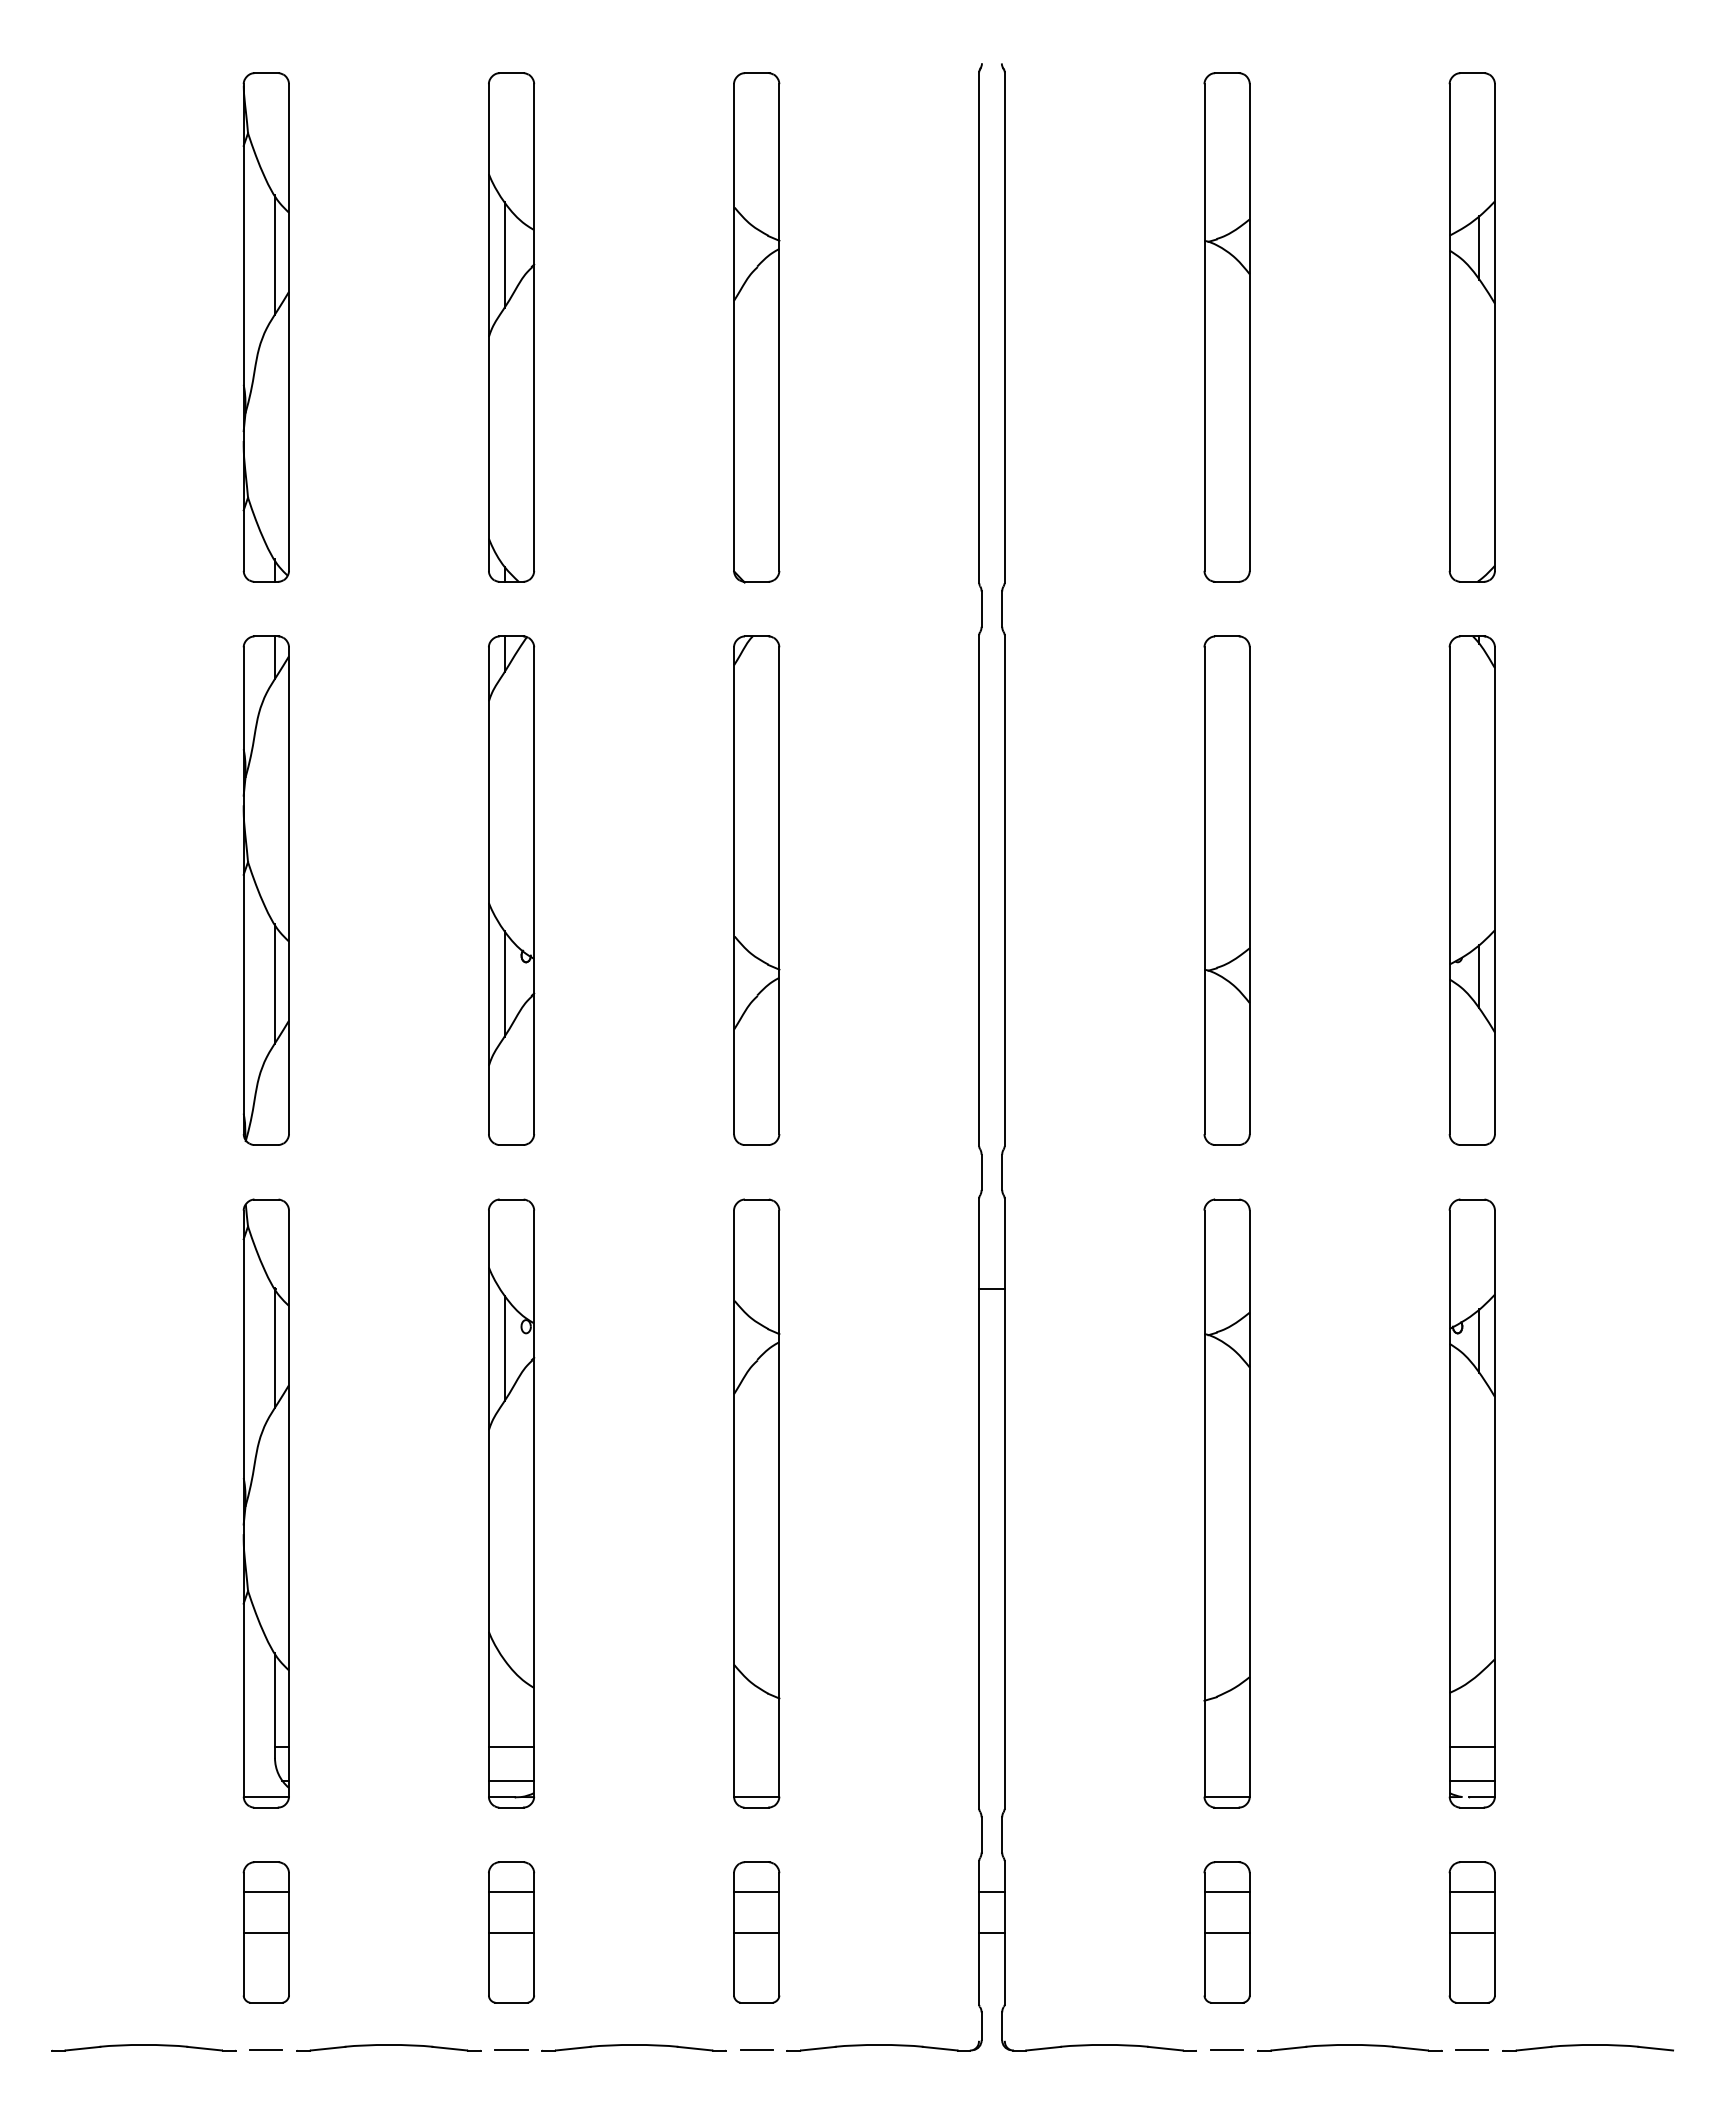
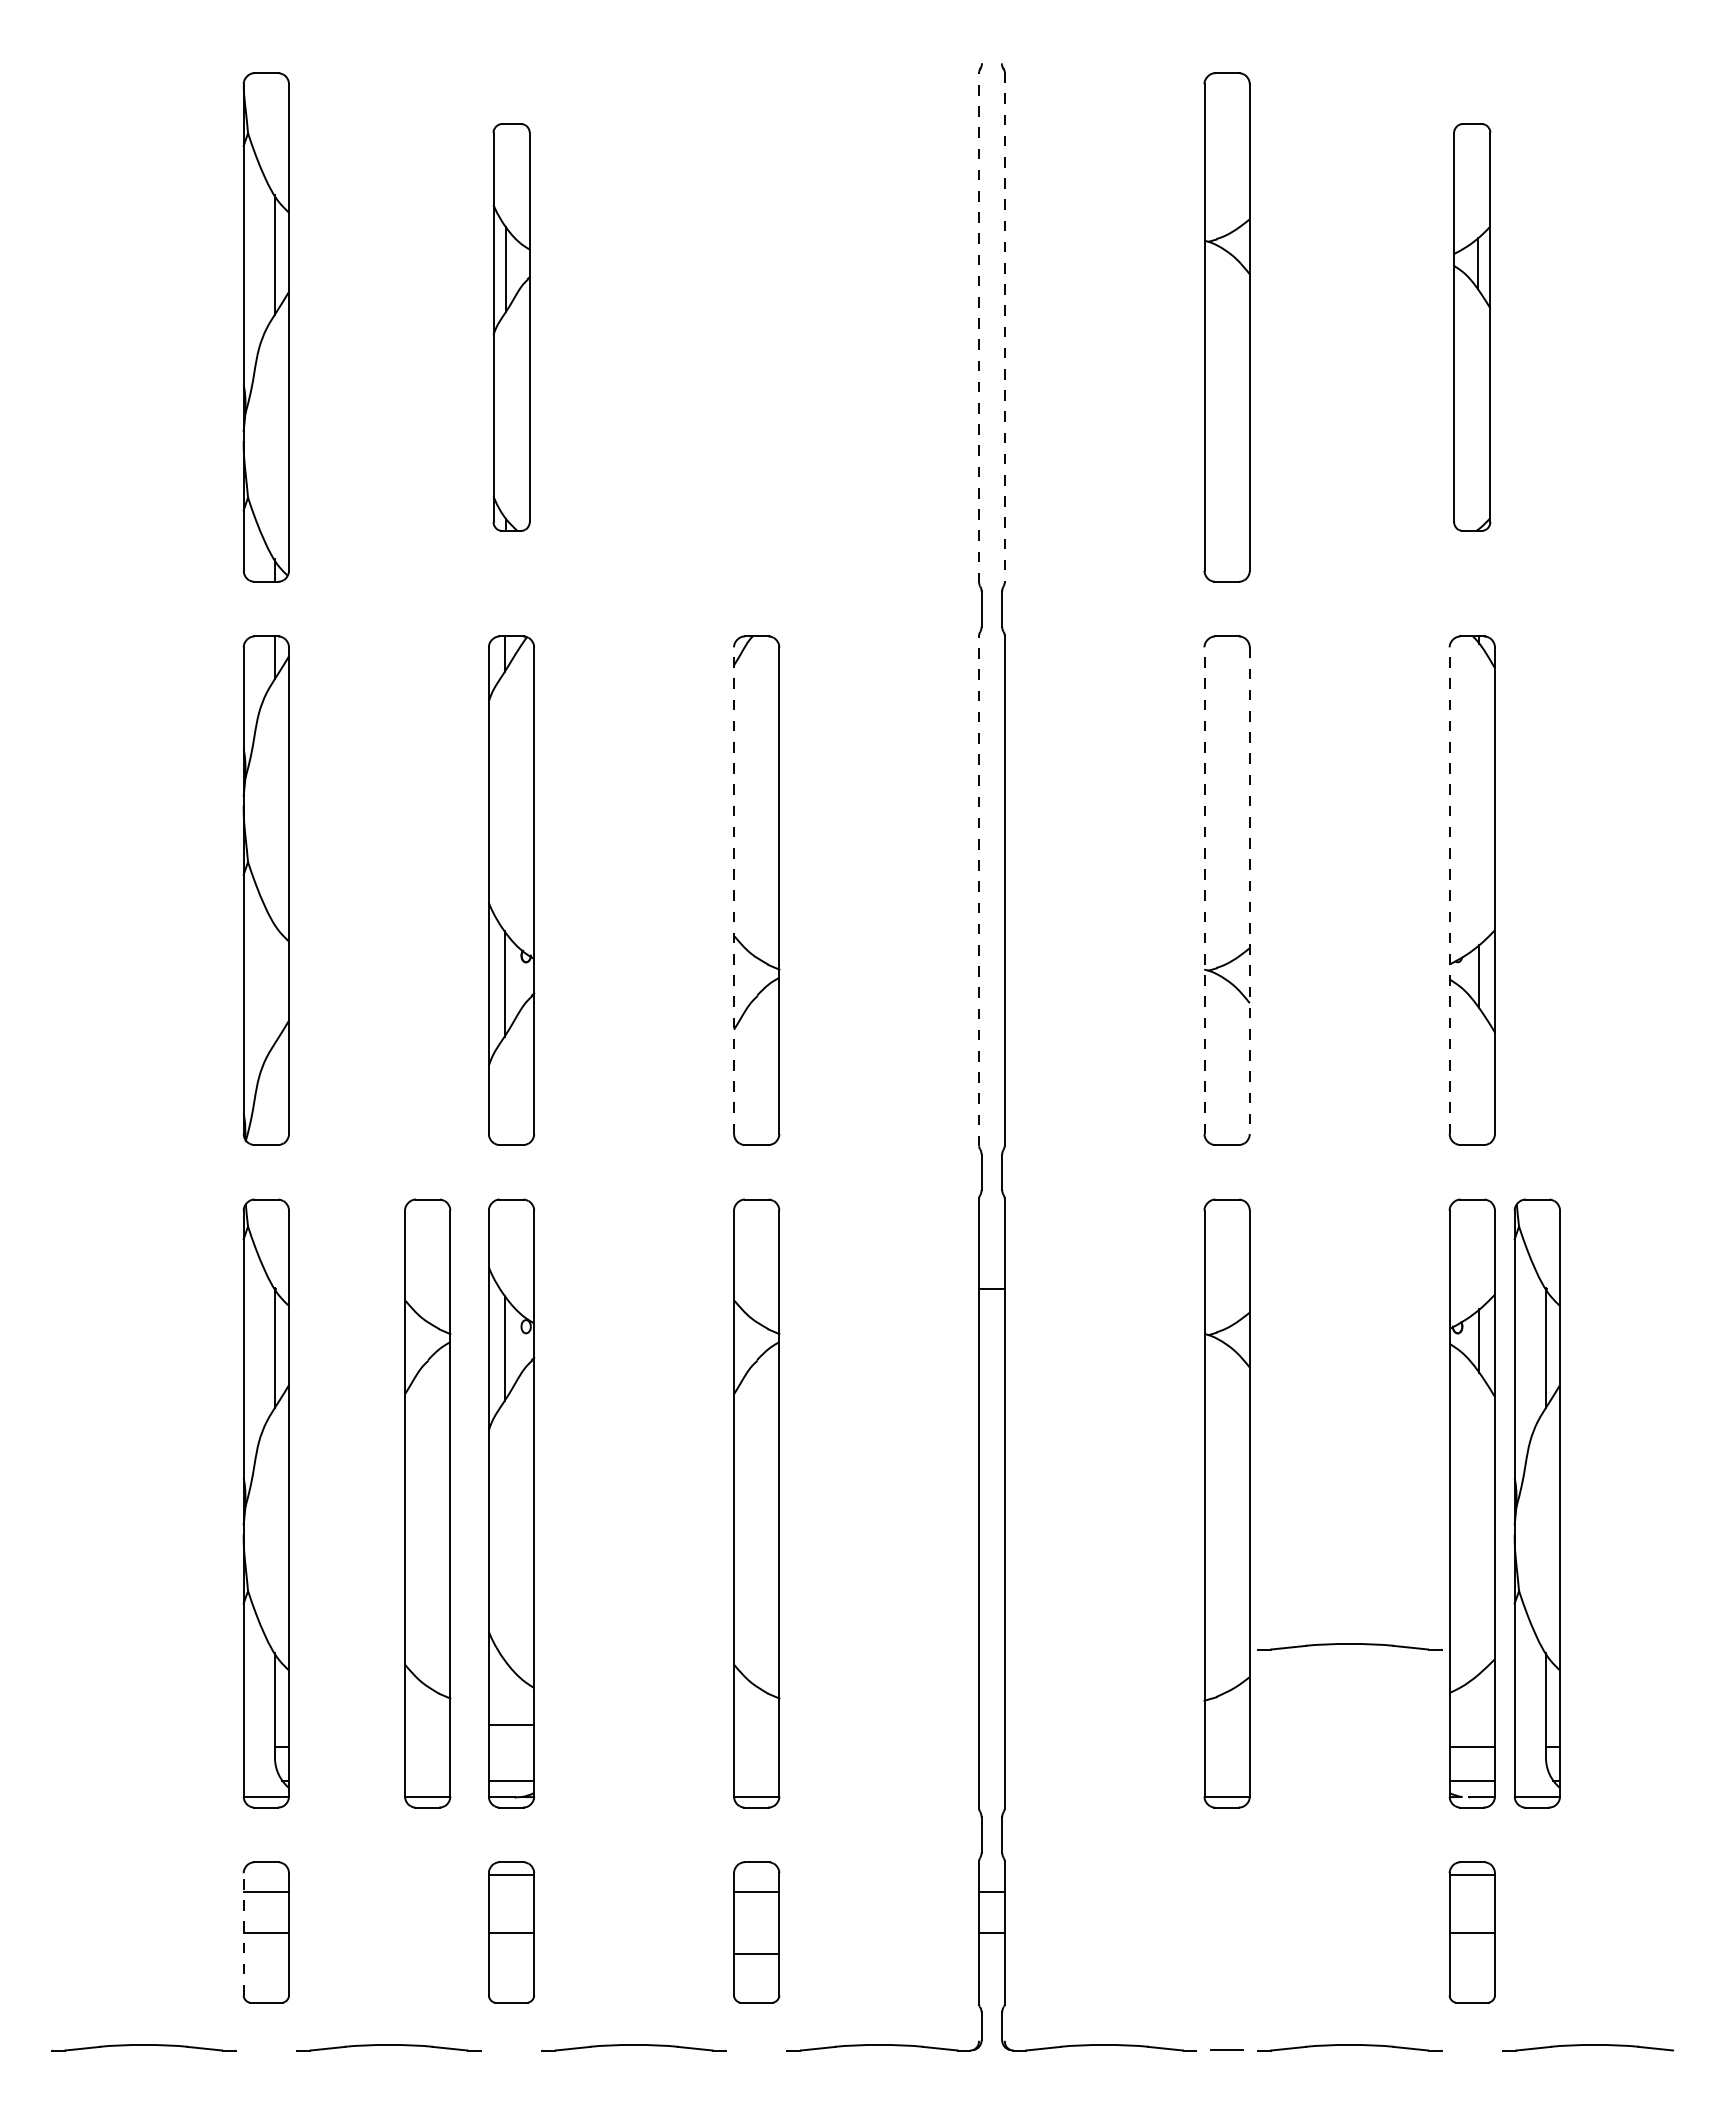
part size: 48x511 px -> 39x409 px (511, 327)
part: present -> none (756, 327)
line: solid -> dashed (979, 327)
line: solid -> dashed (1004, 327)
part size: 48x511 px -> 39x409 px (1472, 327)
line: solid -> dashed (734, 890)
line: solid -> dashed (979, 890)
line: solid -> dashed (1204, 890)
line: solid -> dashed (1449, 890)
line: solid -> dashed (1249, 891)
line: present -> none (275, 983)
part: none -> present (427, 1503)
part: none -> present (1536, 1503)
part: none -> present (1349, 1646)
line position: (511, 1747) -> (511, 1725) (511, 1725)
line position: (511, 1891) -> (511, 1874) (511, 1874)
line position: (1472, 1891) -> (1472, 1874) (1472, 1874)
part: present -> none (1226, 1932)
line: solid -> dashed (243, 1933)
line position: (756, 1933) -> (756, 1954) (756, 1954)
line: present -> none (266, 2049)
line: present -> none (511, 2049)
line: present -> none (756, 2049)
line: present -> none (1472, 2049)
